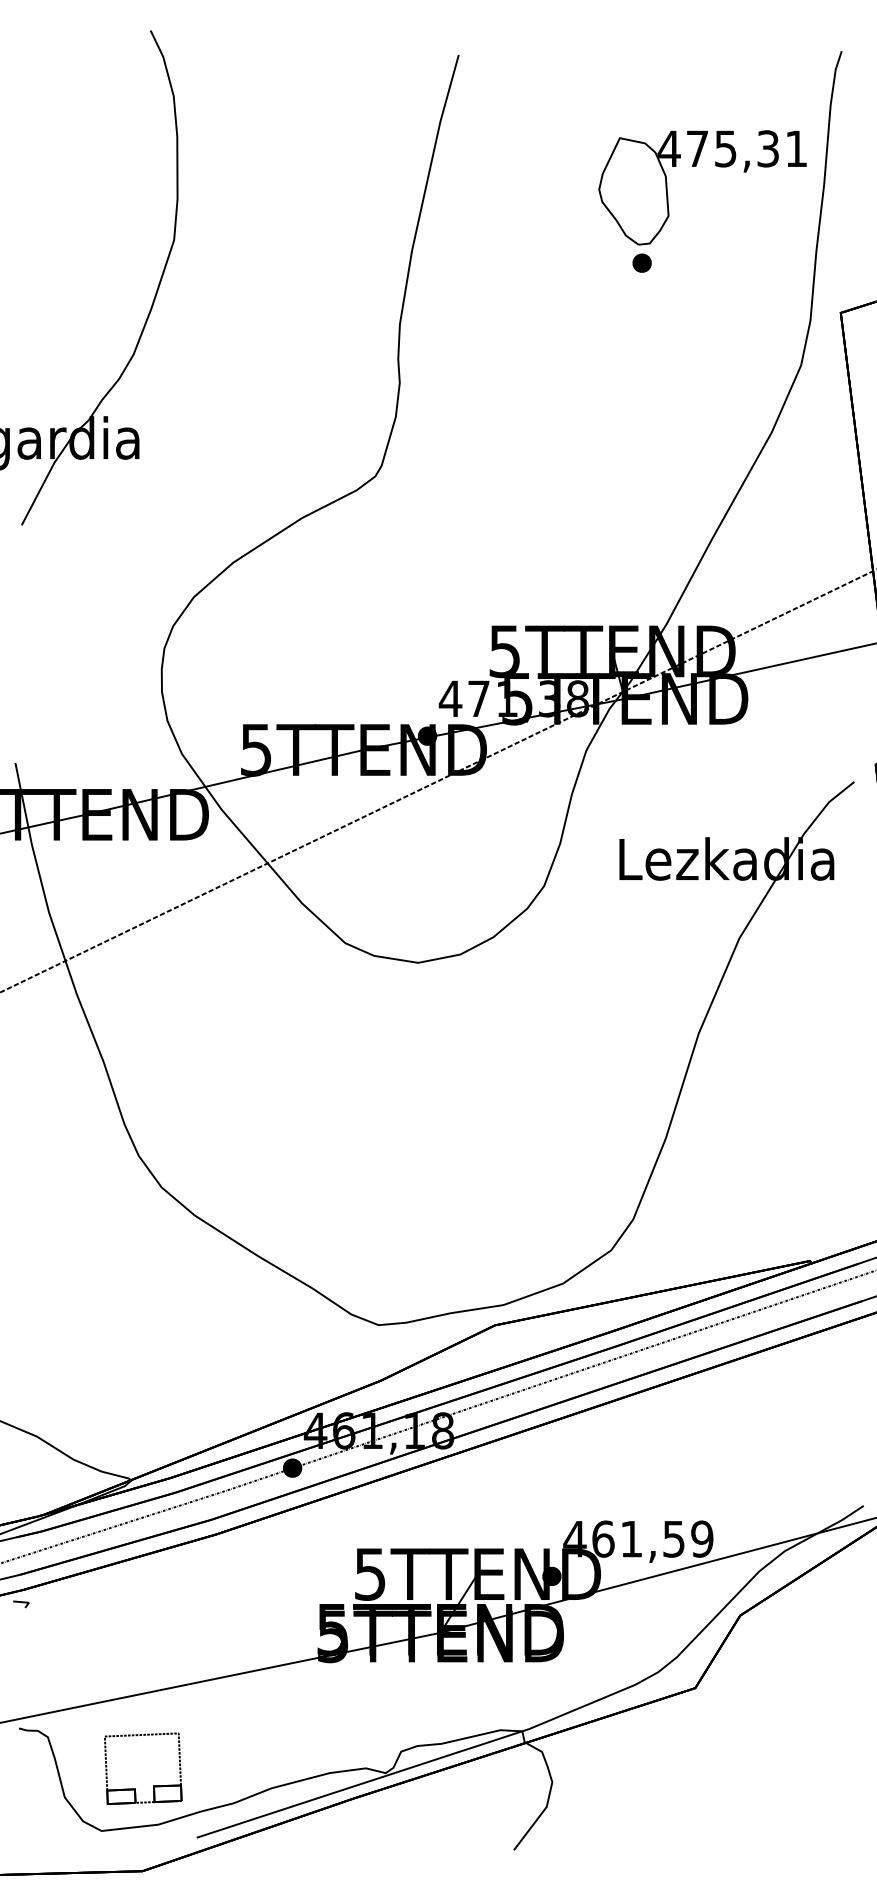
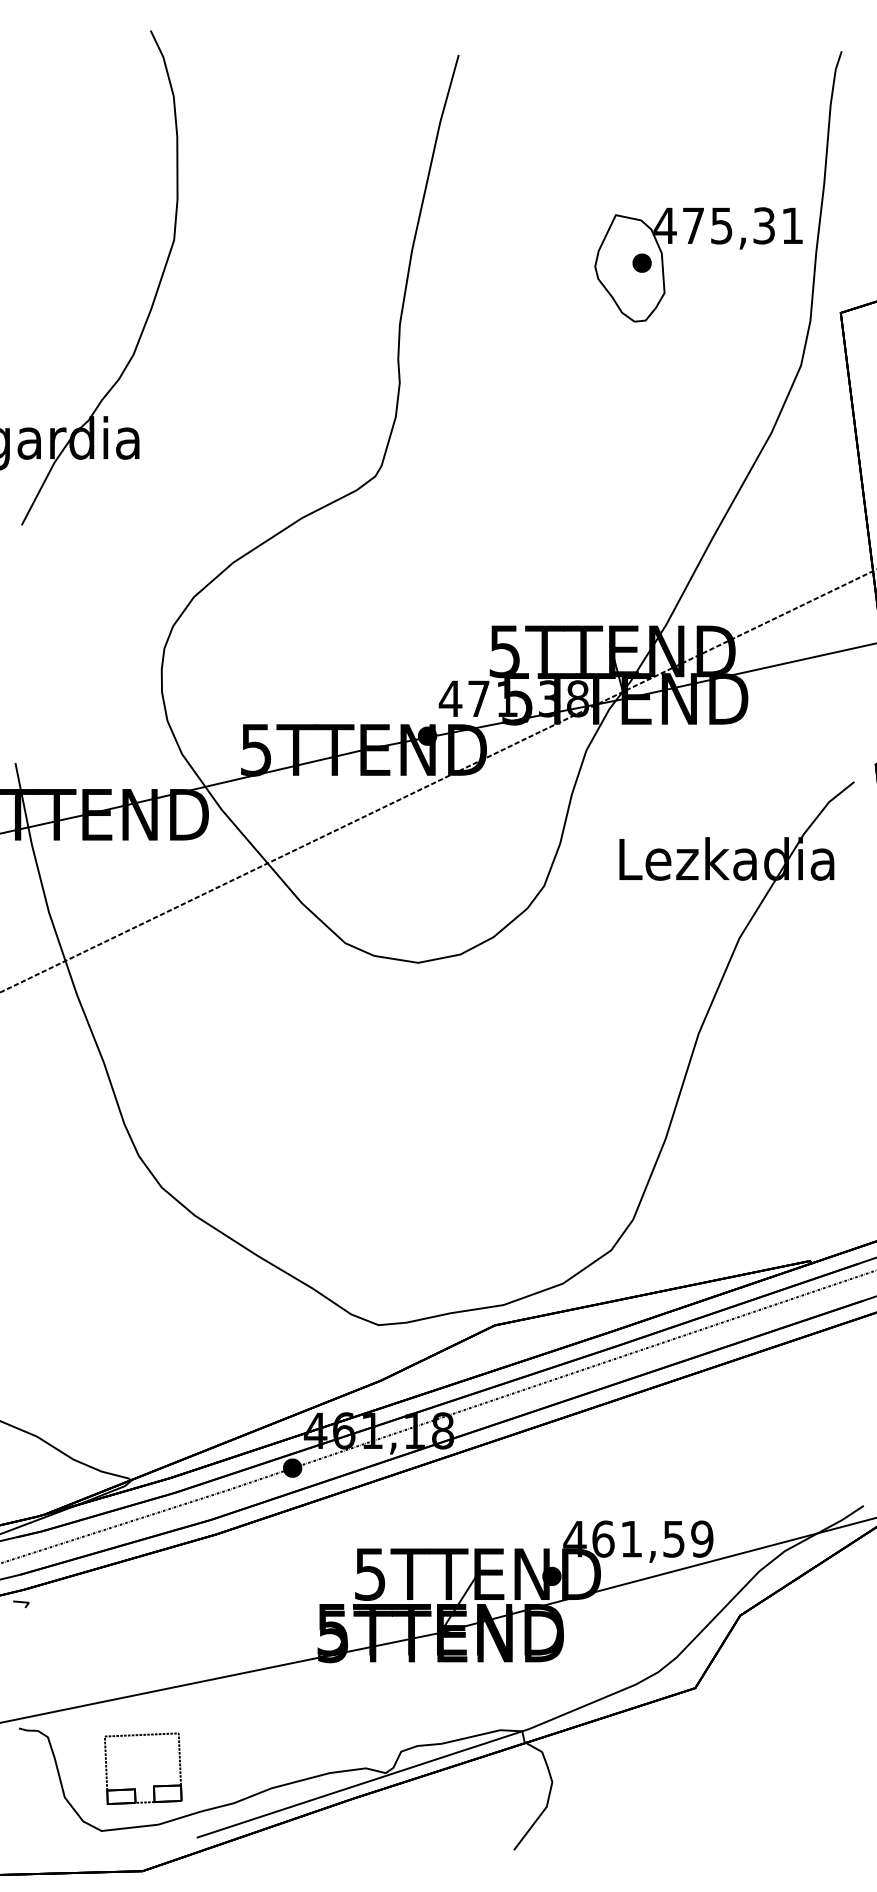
part position: (696, 166) -> (692, 243) (692, 243)
